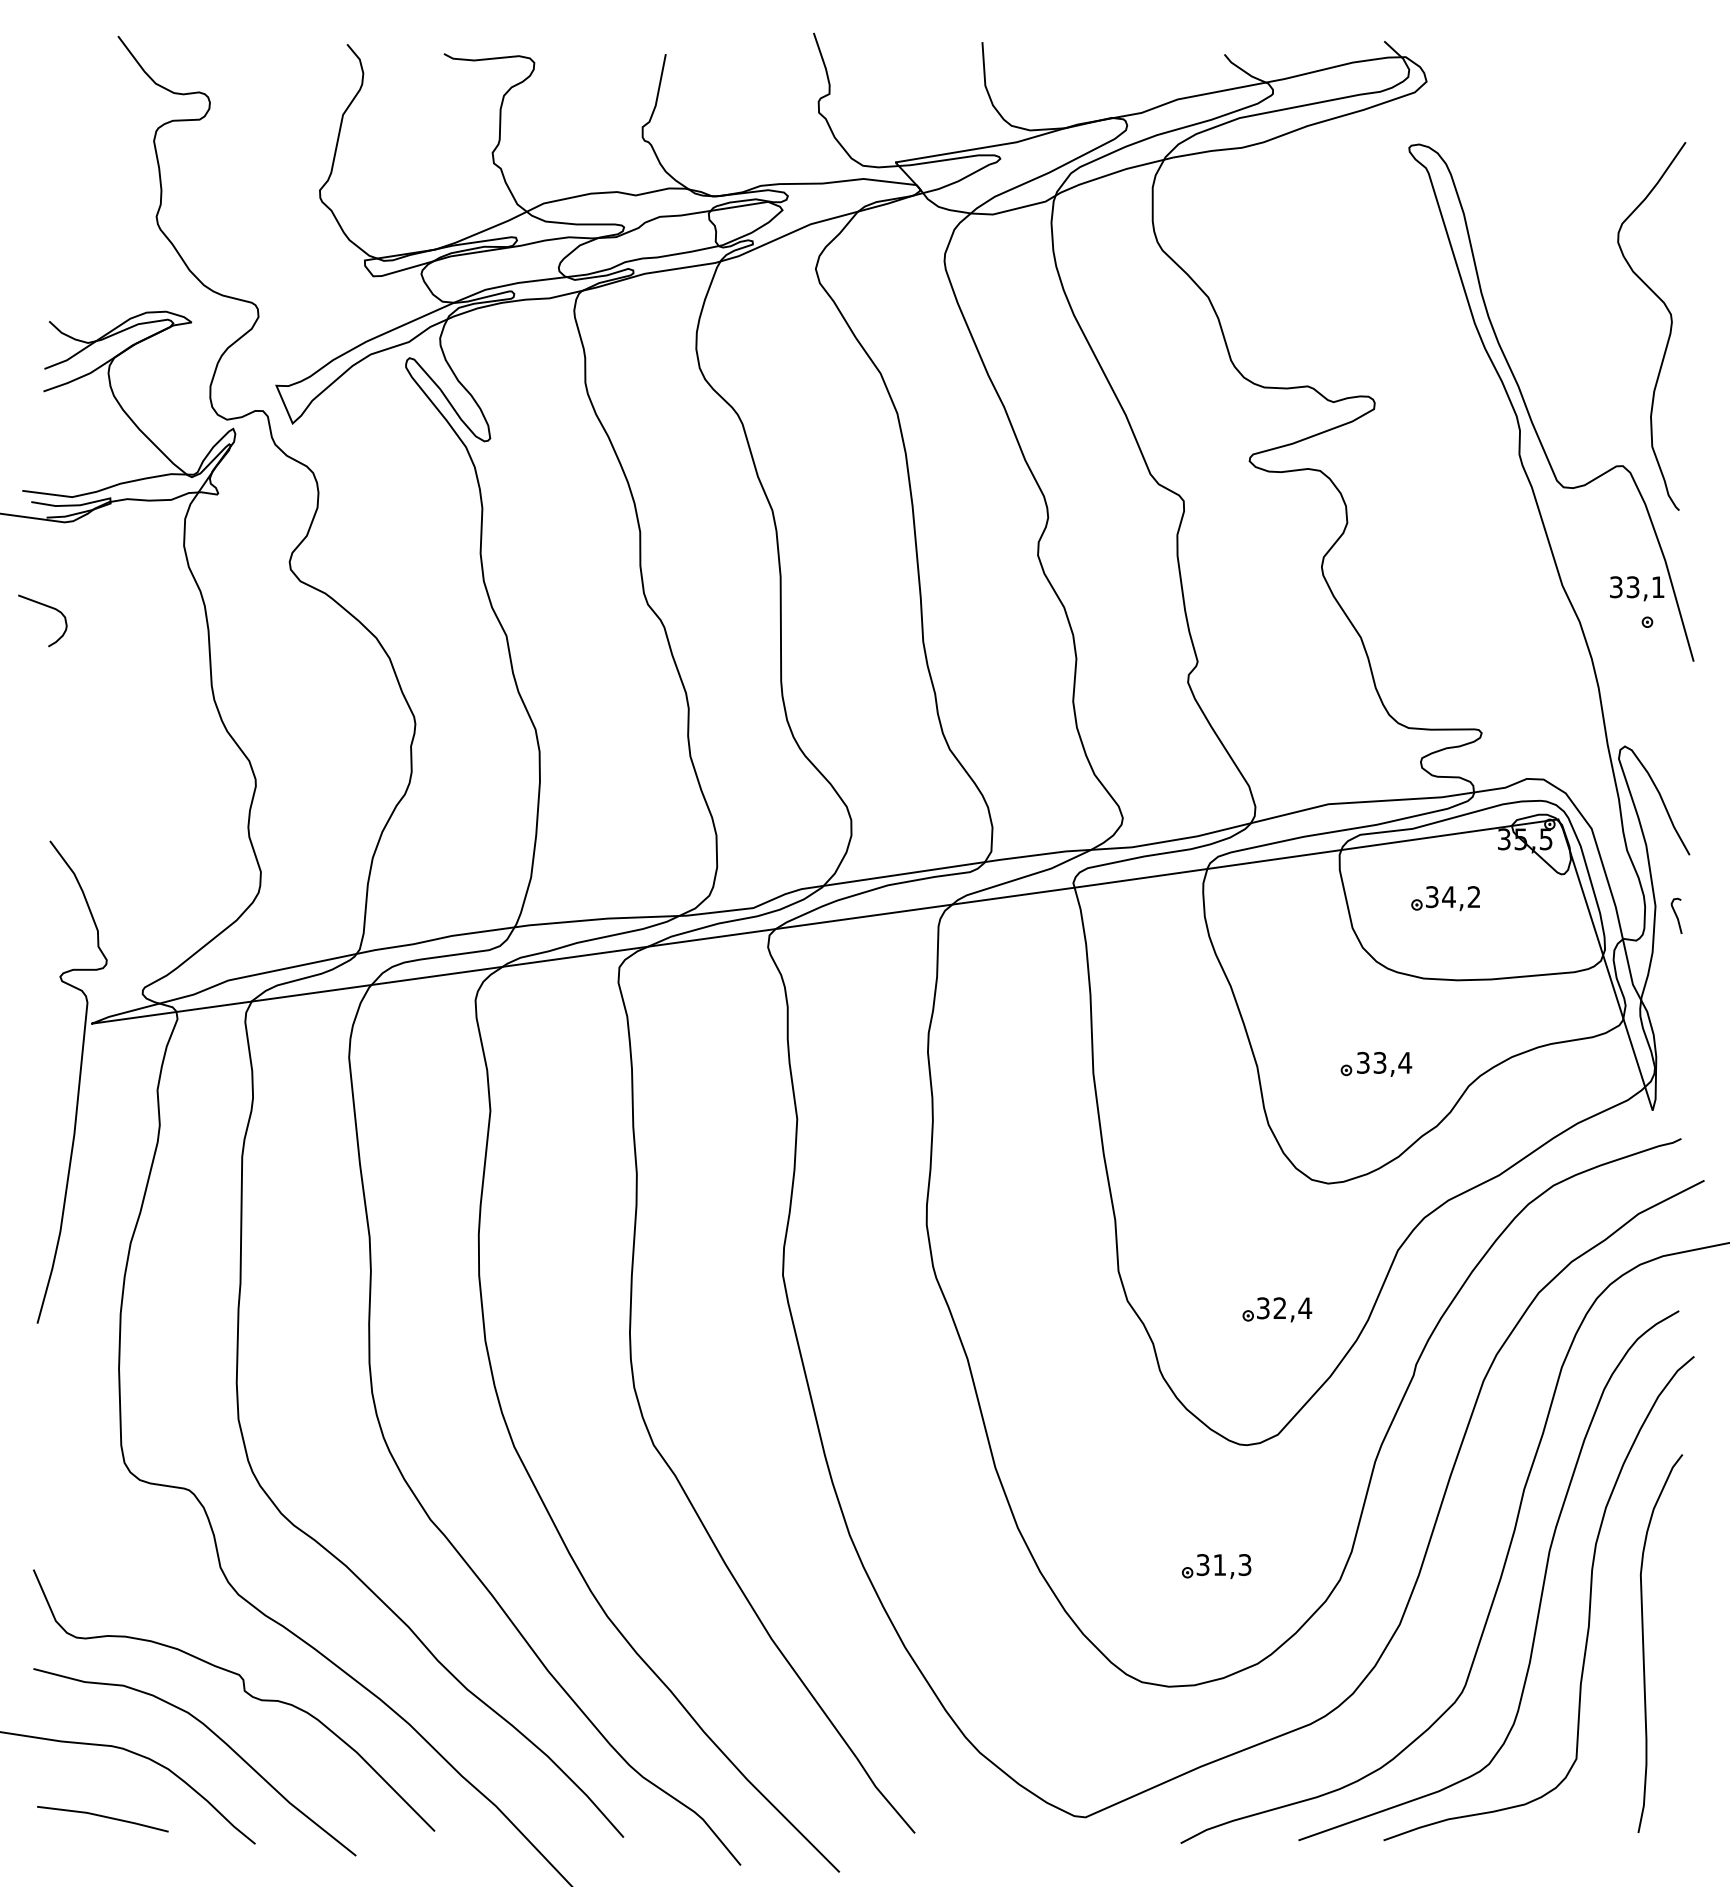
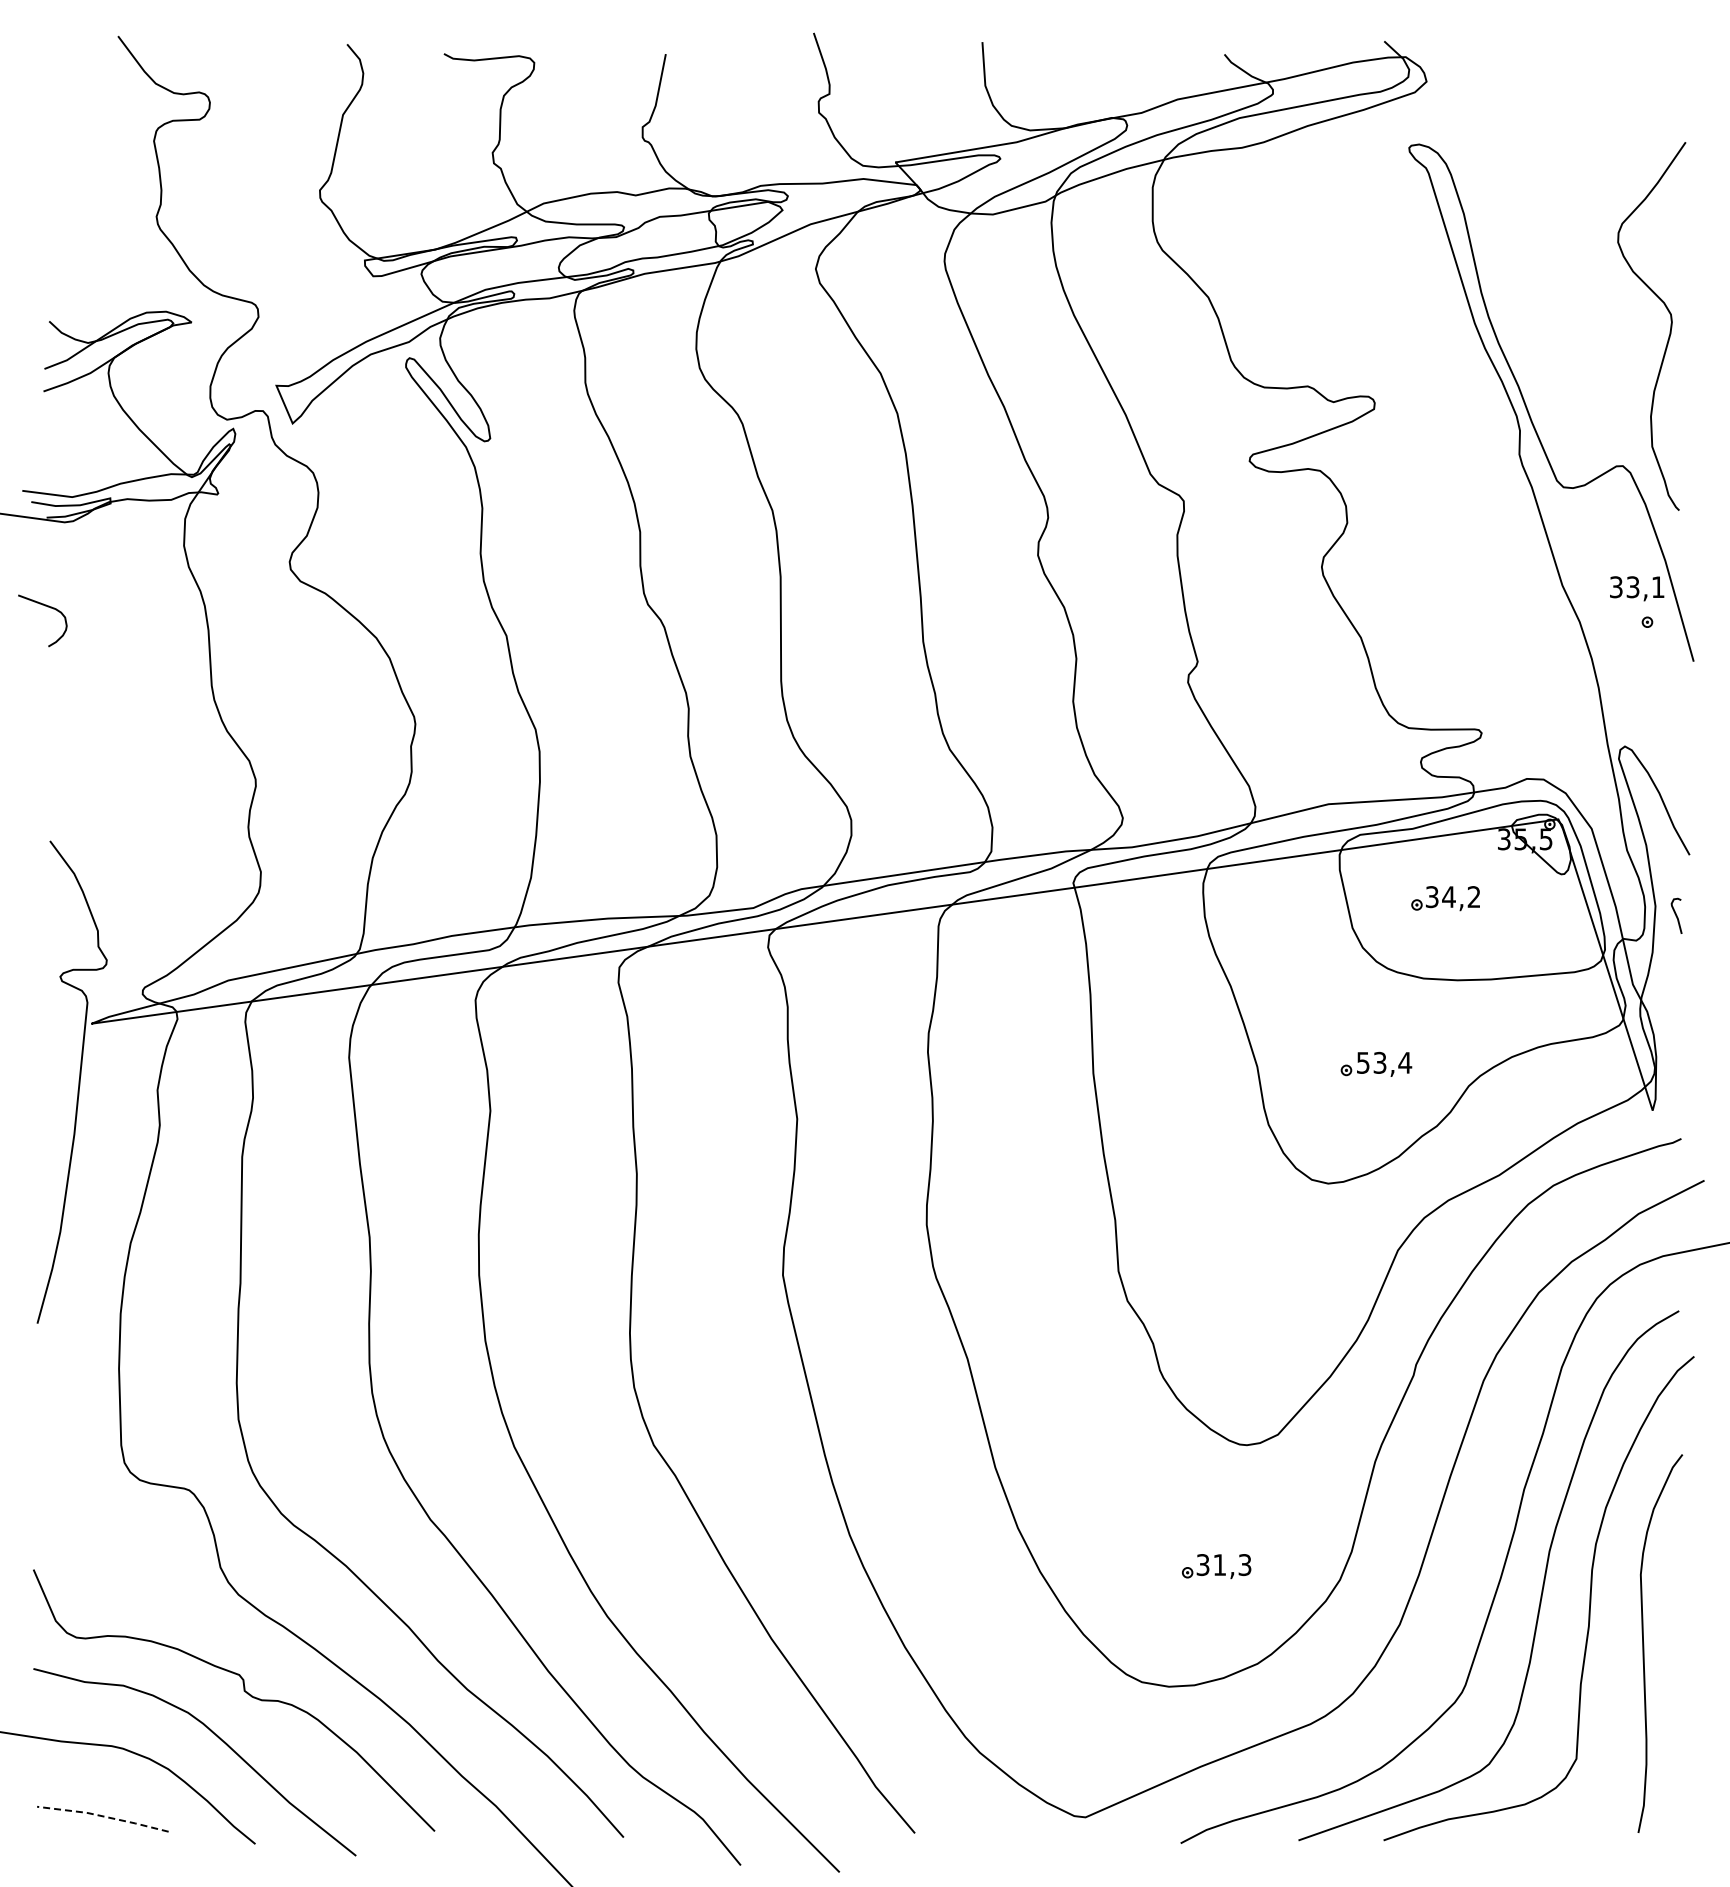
text: 33,4 -> 53,4 (1363, 1062)
part: present -> none (1277, 1309)
line: solid -> dashed (103, 1816)
